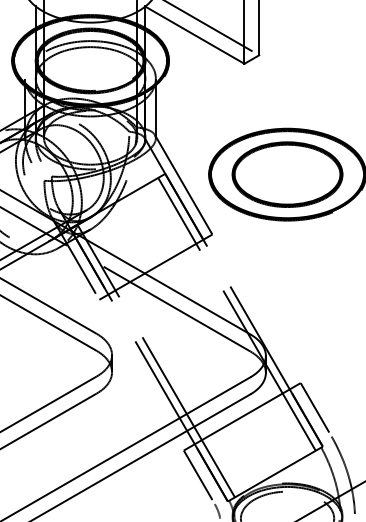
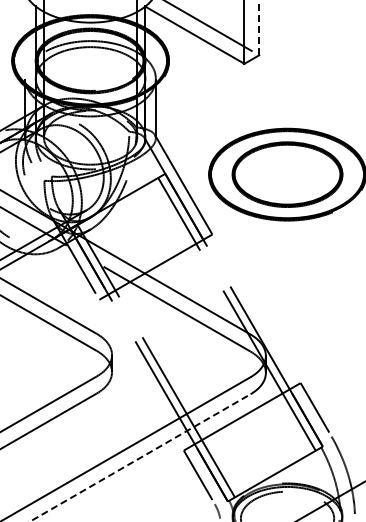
line: solid -> dashed (259, 27)
line: solid -> dashed (140, 457)
